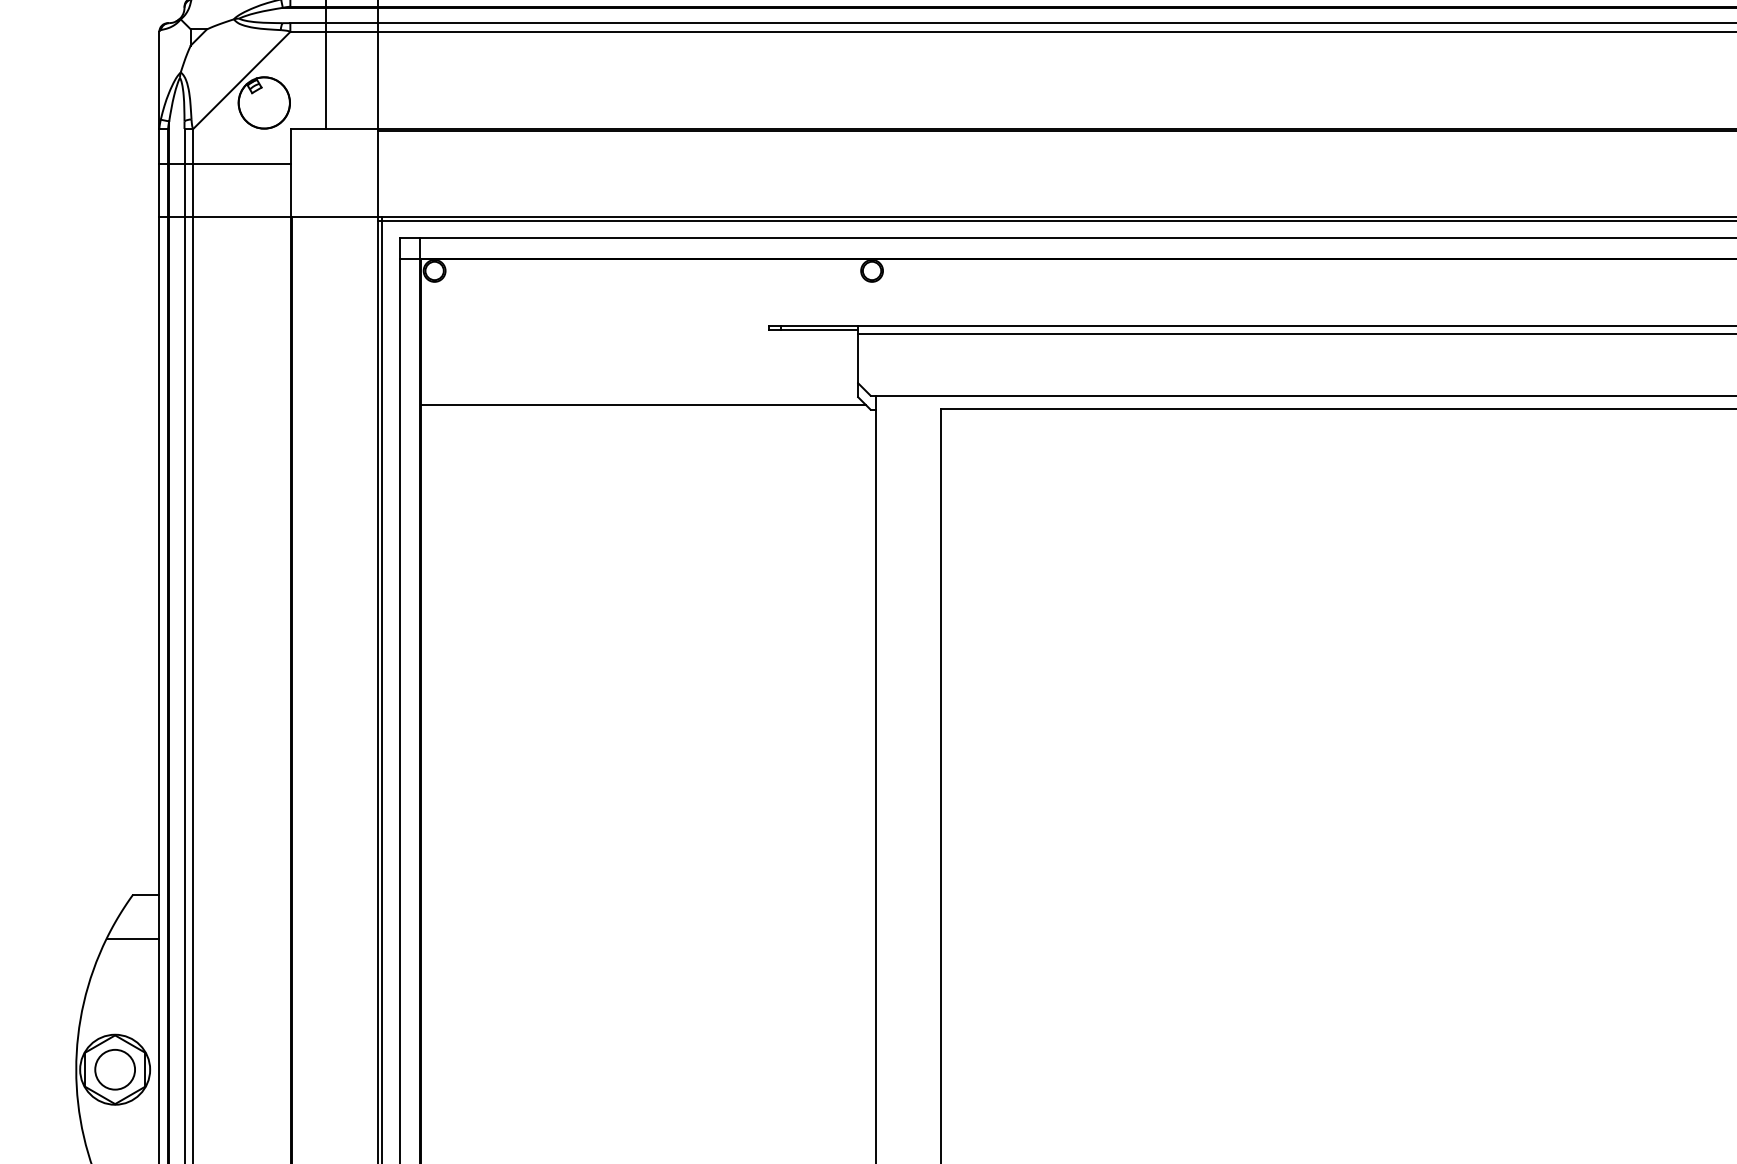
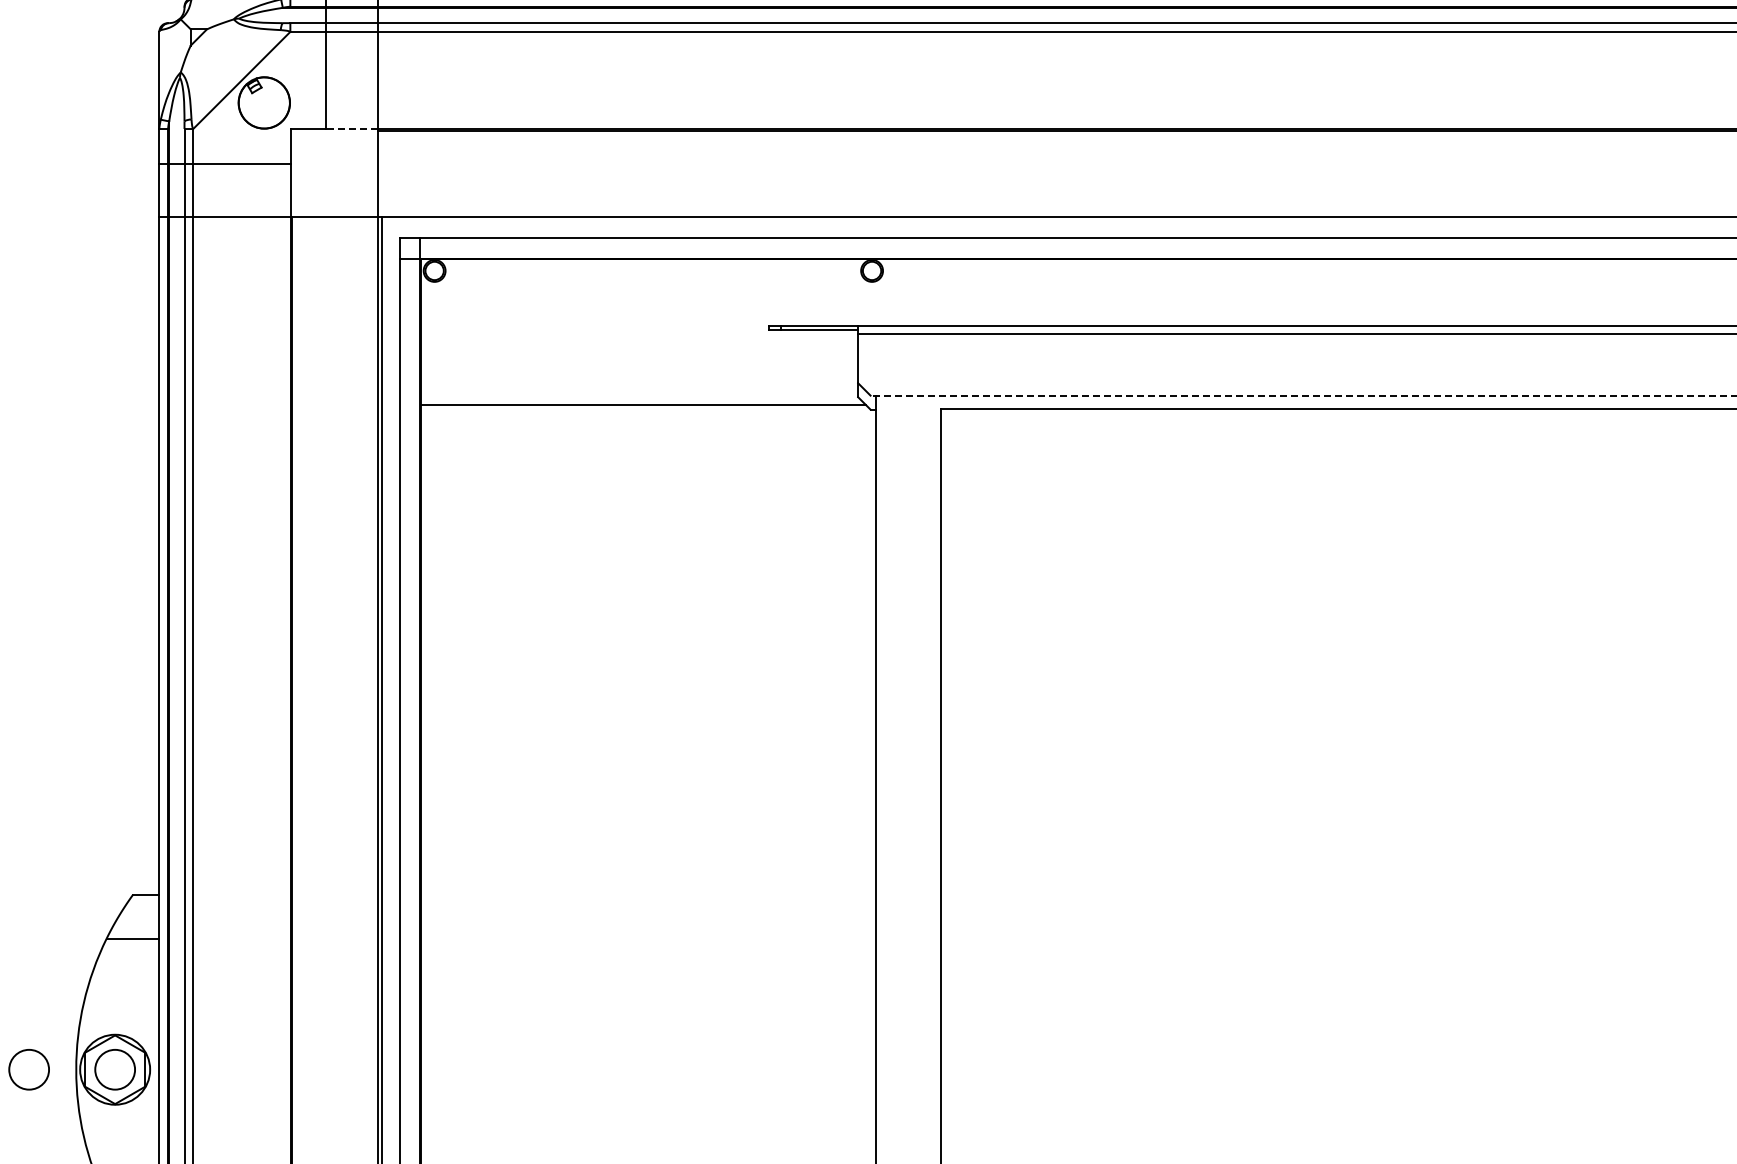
line: solid -> dashed (351, 129)
line: present -> none (1055, 221)
line: solid -> dashed (1303, 395)
circle: none -> present (28, 1069)
